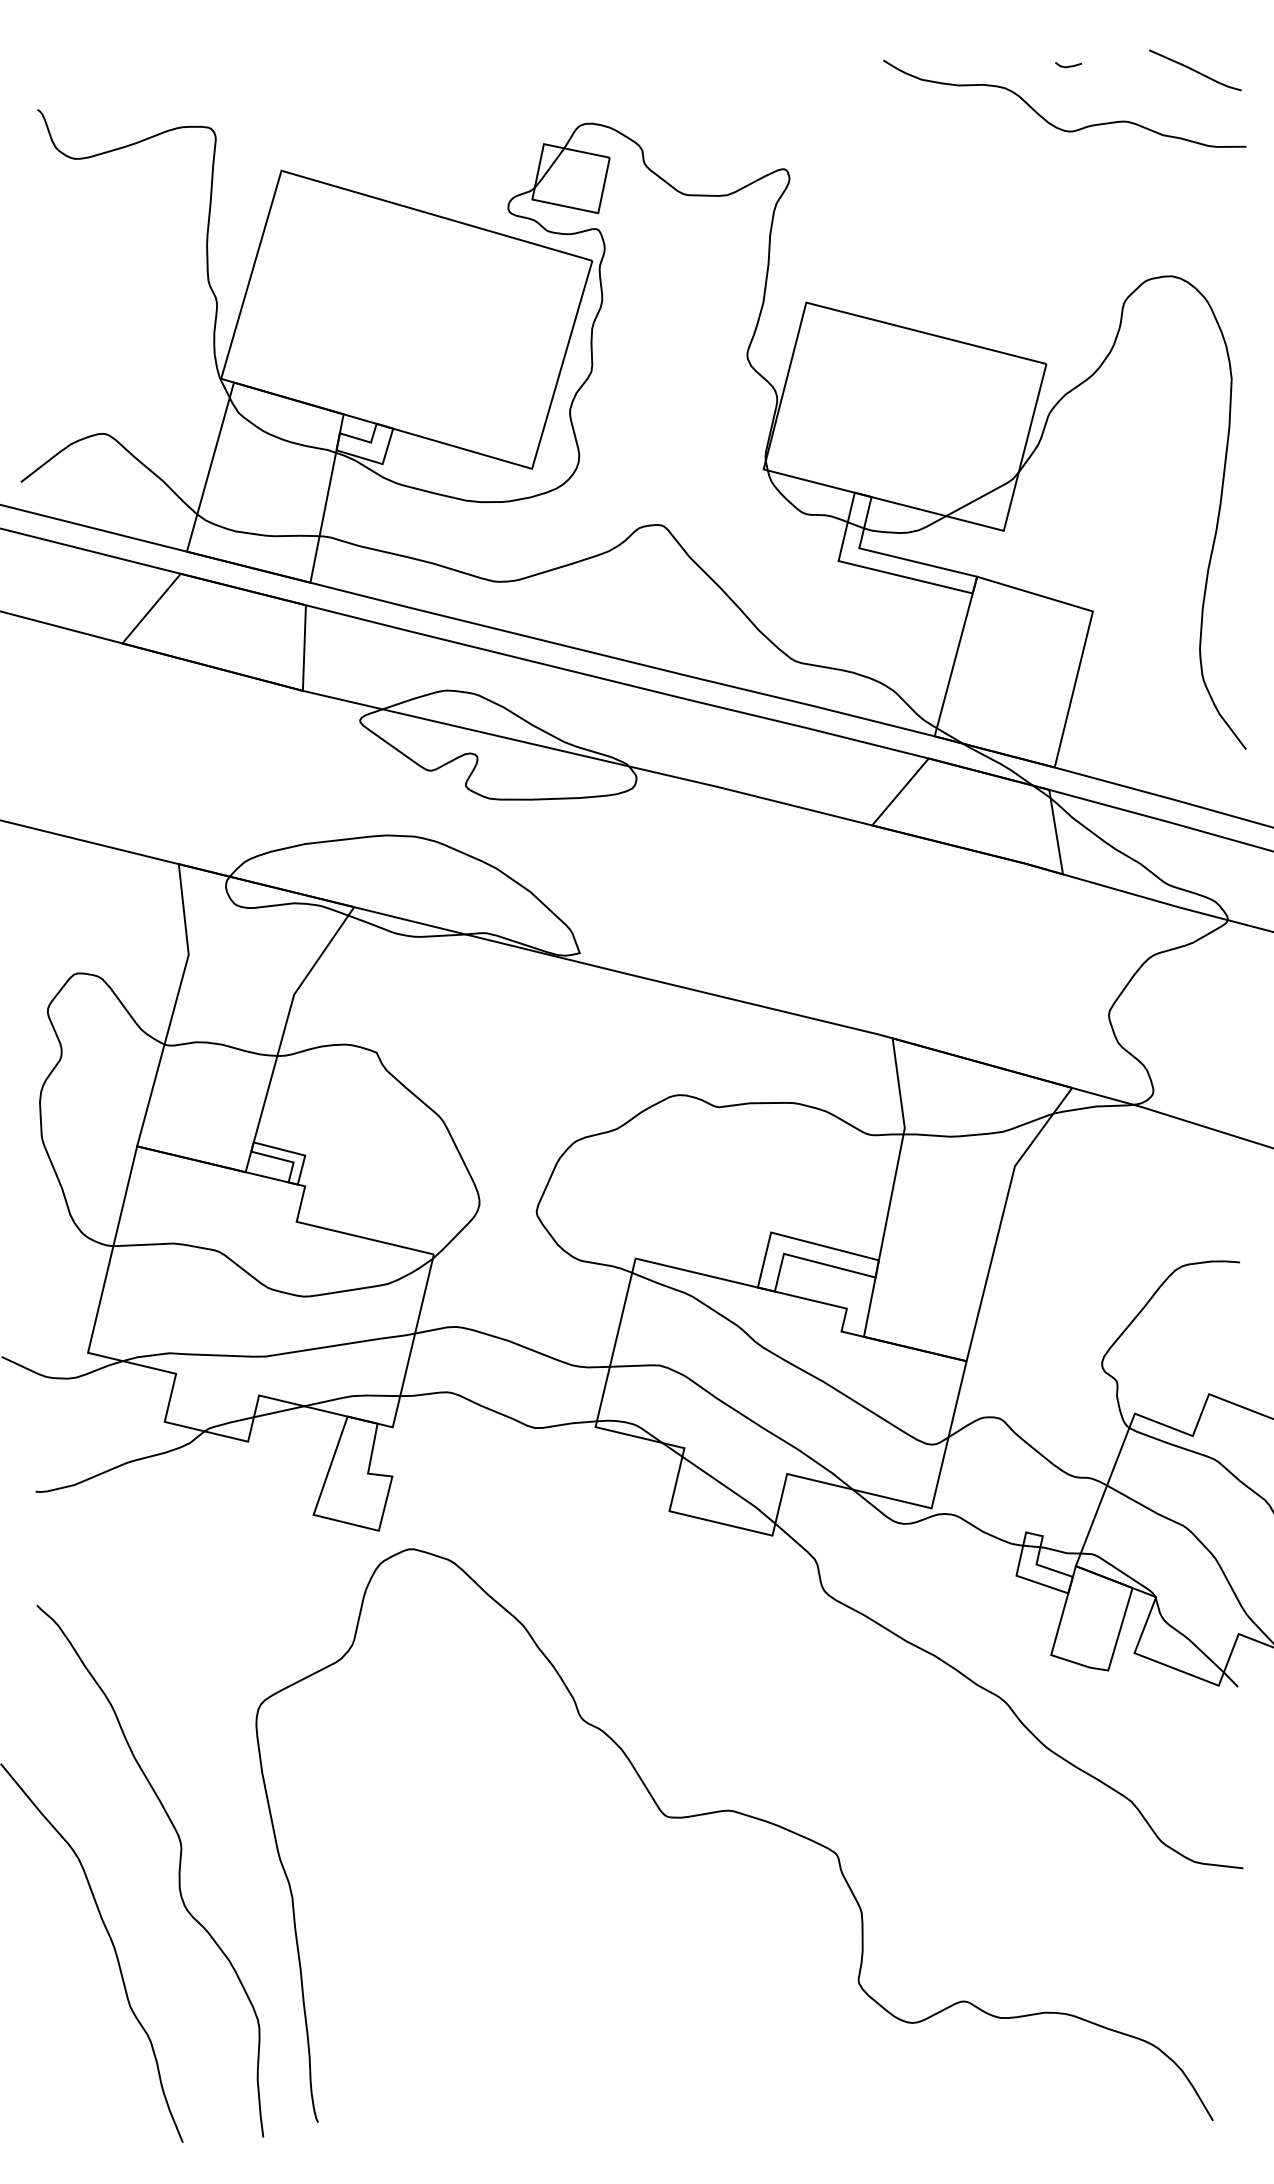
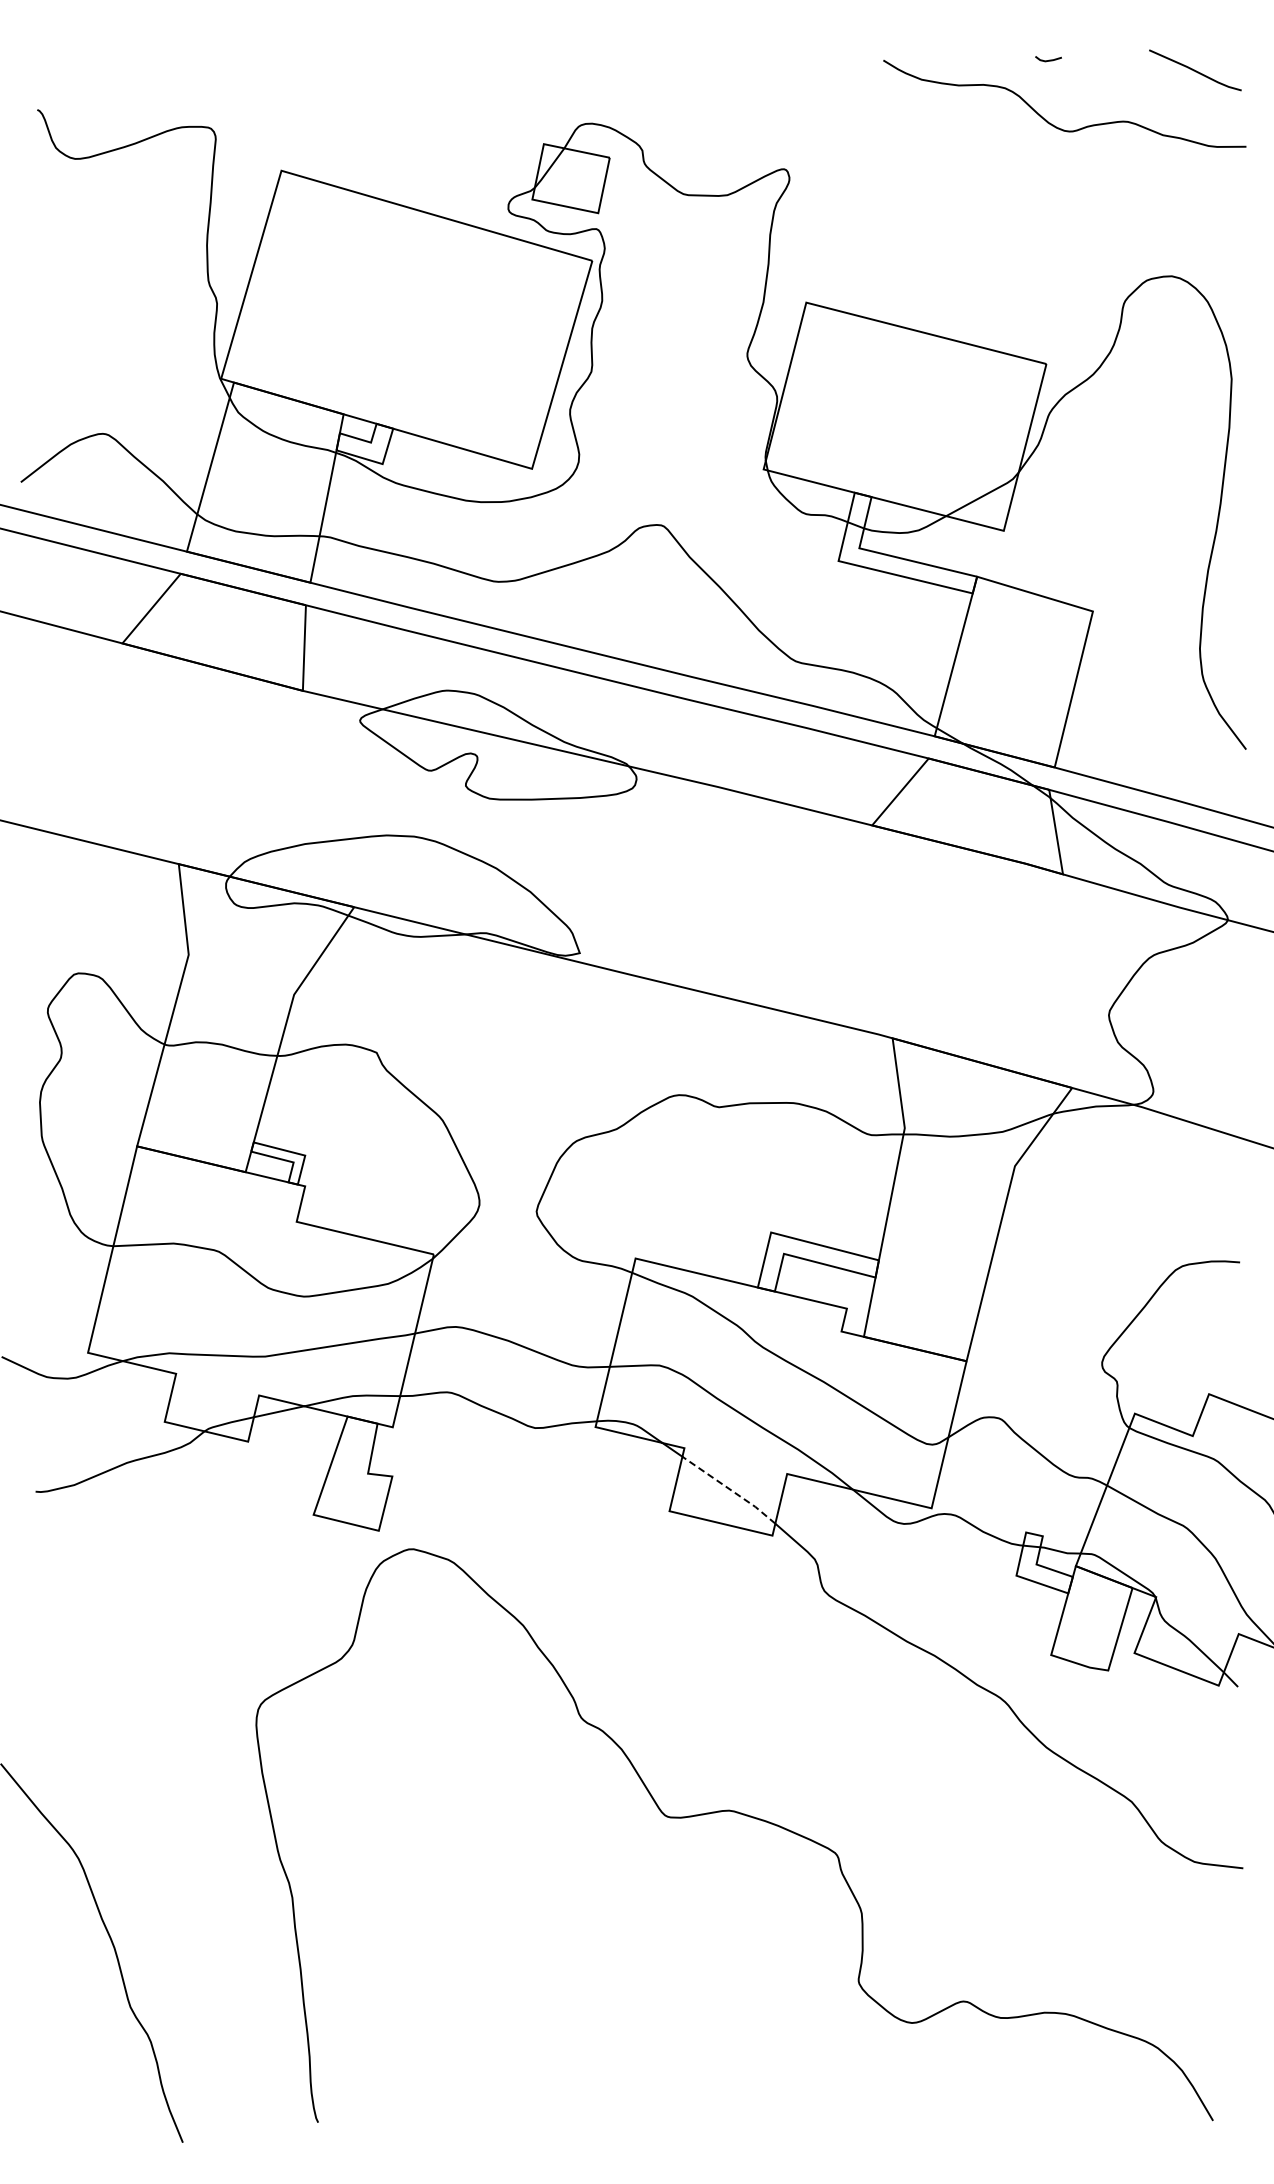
line position: (1069, 65) -> (1049, 59) (1049, 59)
line: solid -> dashed (730, 1489)
curve: present -> none (178, 1870)
